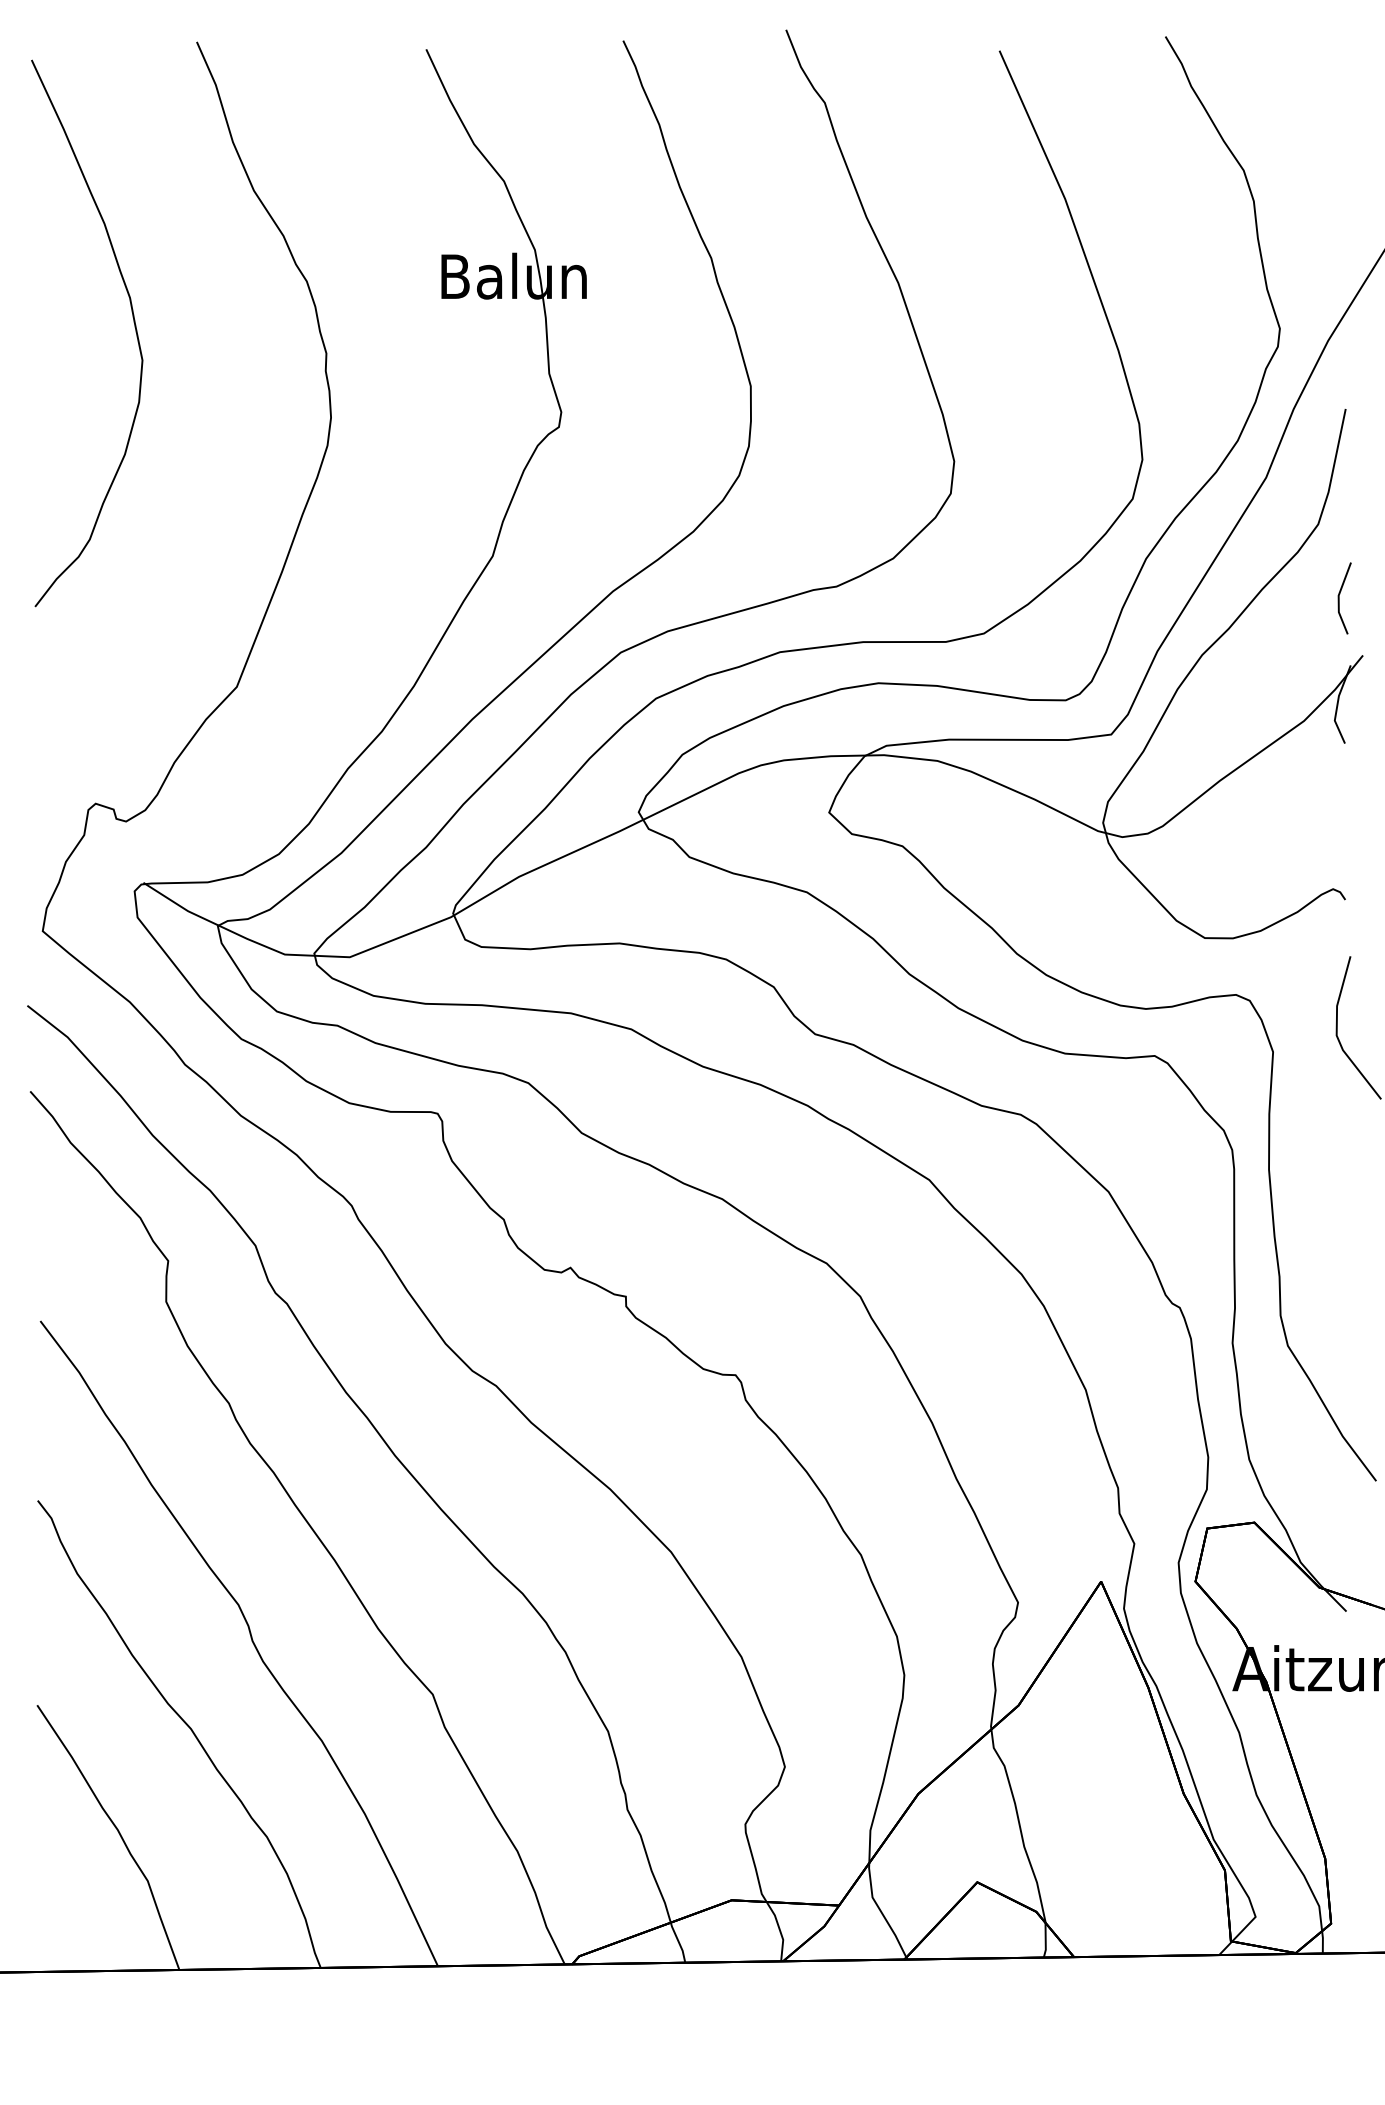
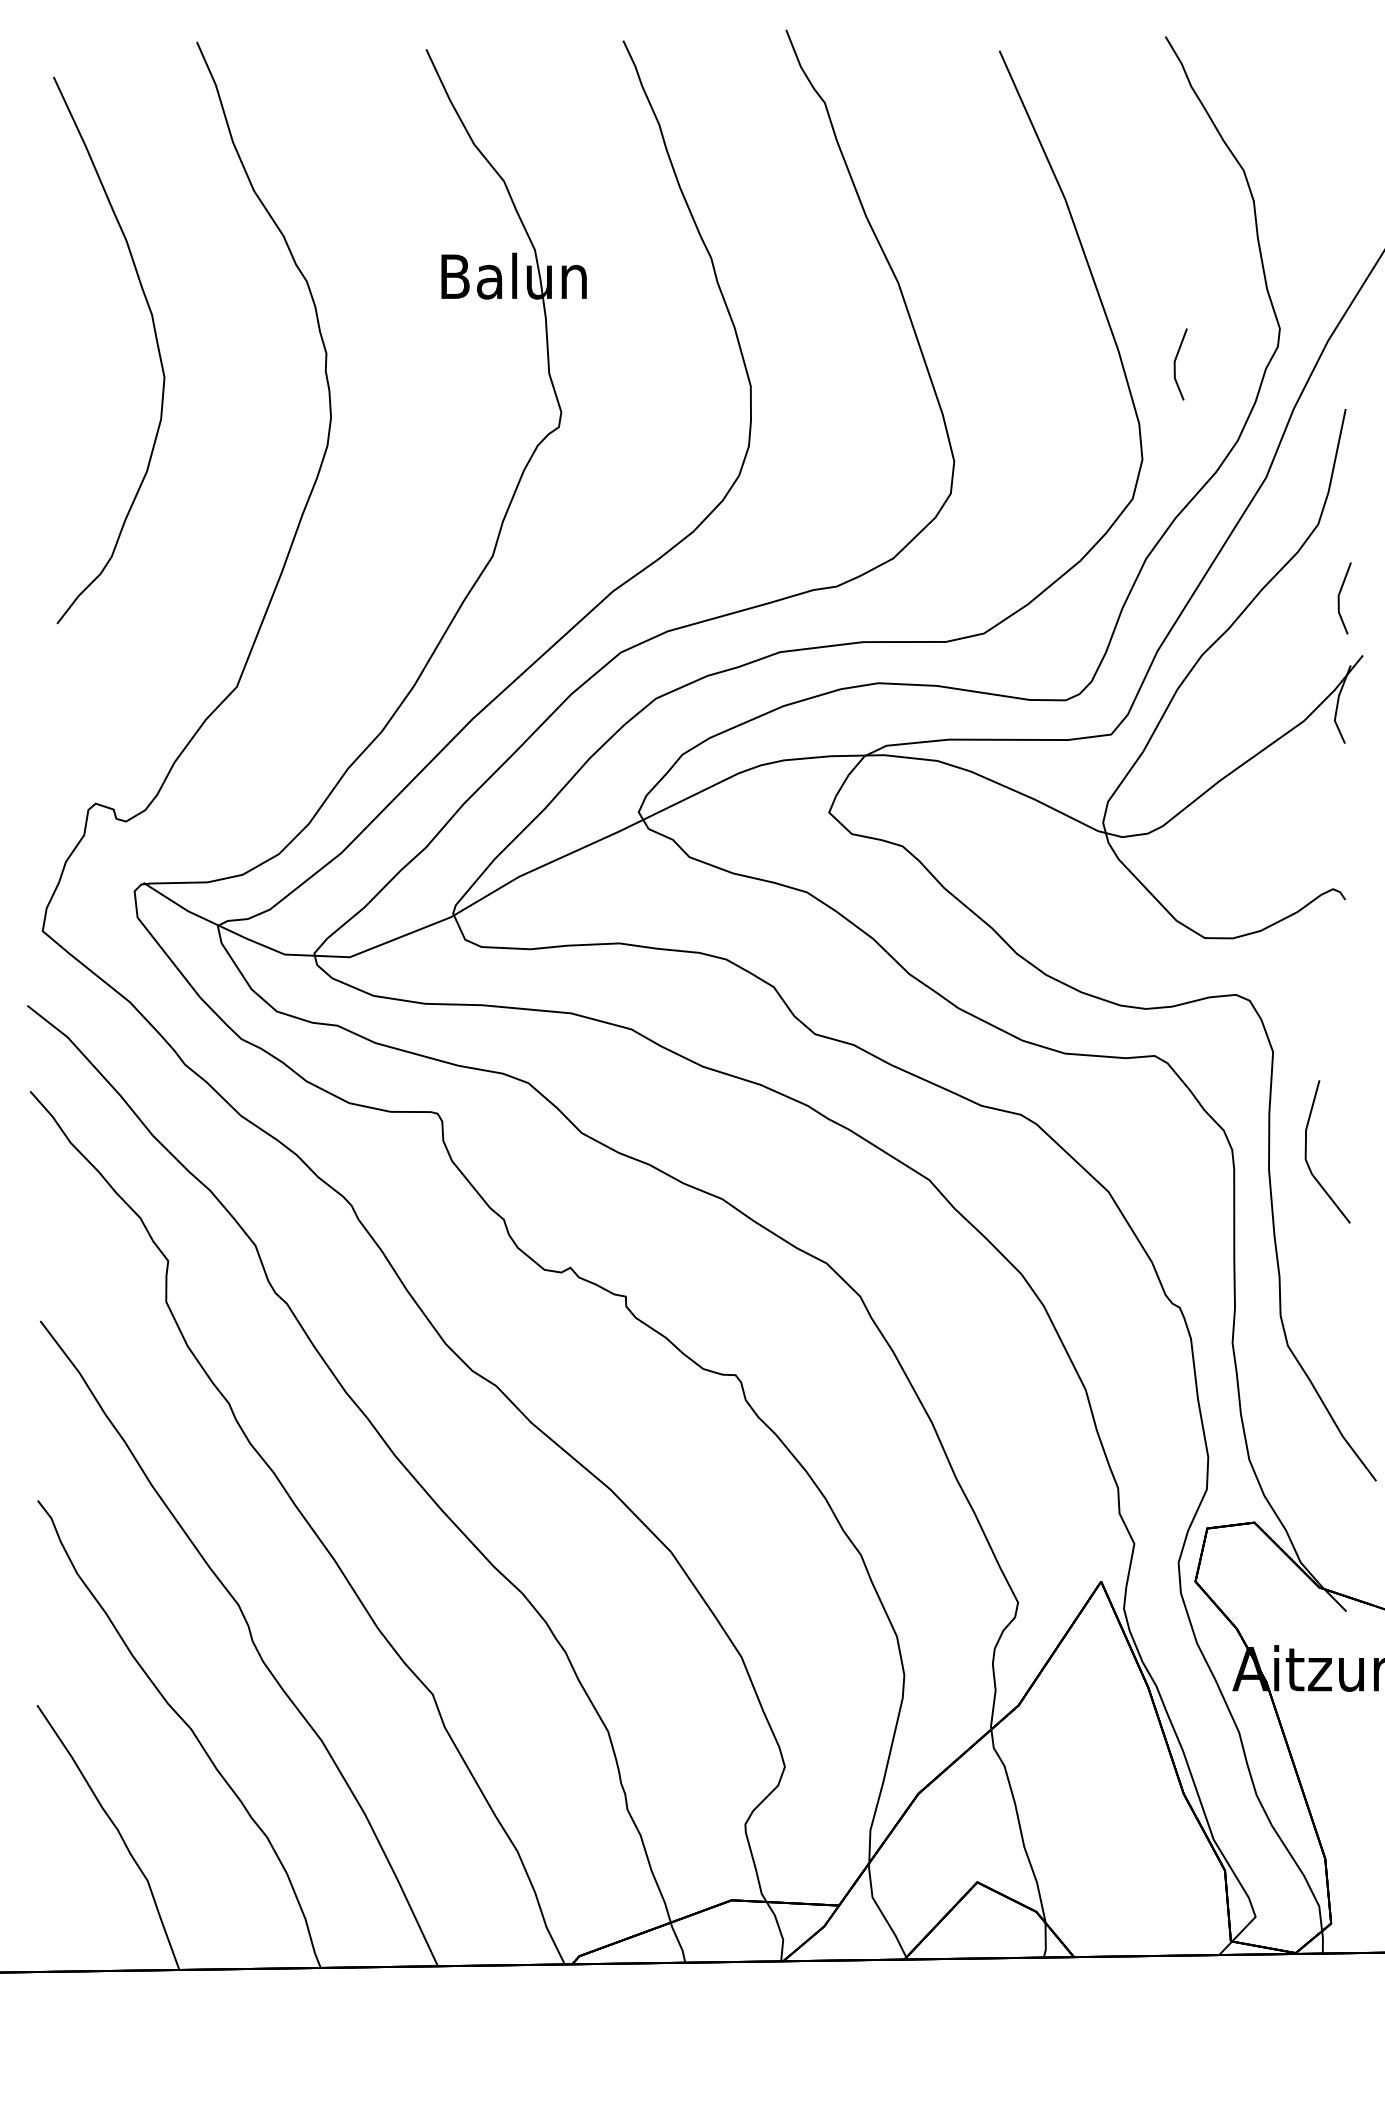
curve position: (133, 322) -> (155, 339) (155, 339)
line: none -> present (1175, 364)
line position: (1337, 1027) -> (1306, 1151) (1306, 1151)
